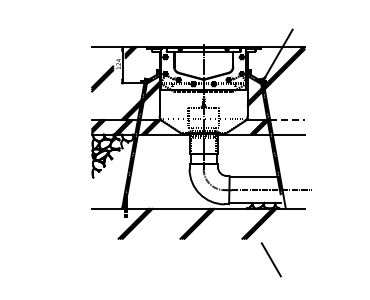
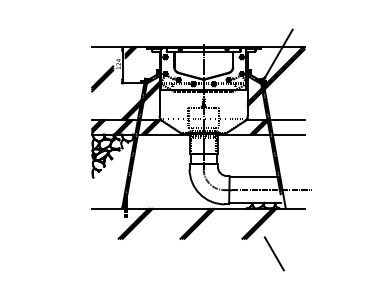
line: dashed -> solid (287, 120)
line position: (270, 259) -> (273, 253) (273, 253)
